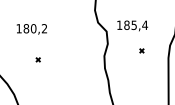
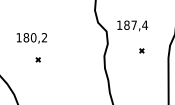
text: 185,4 -> 187,4 (133, 25)
text position: (31, 29) -> (31, 38) (31, 38)
